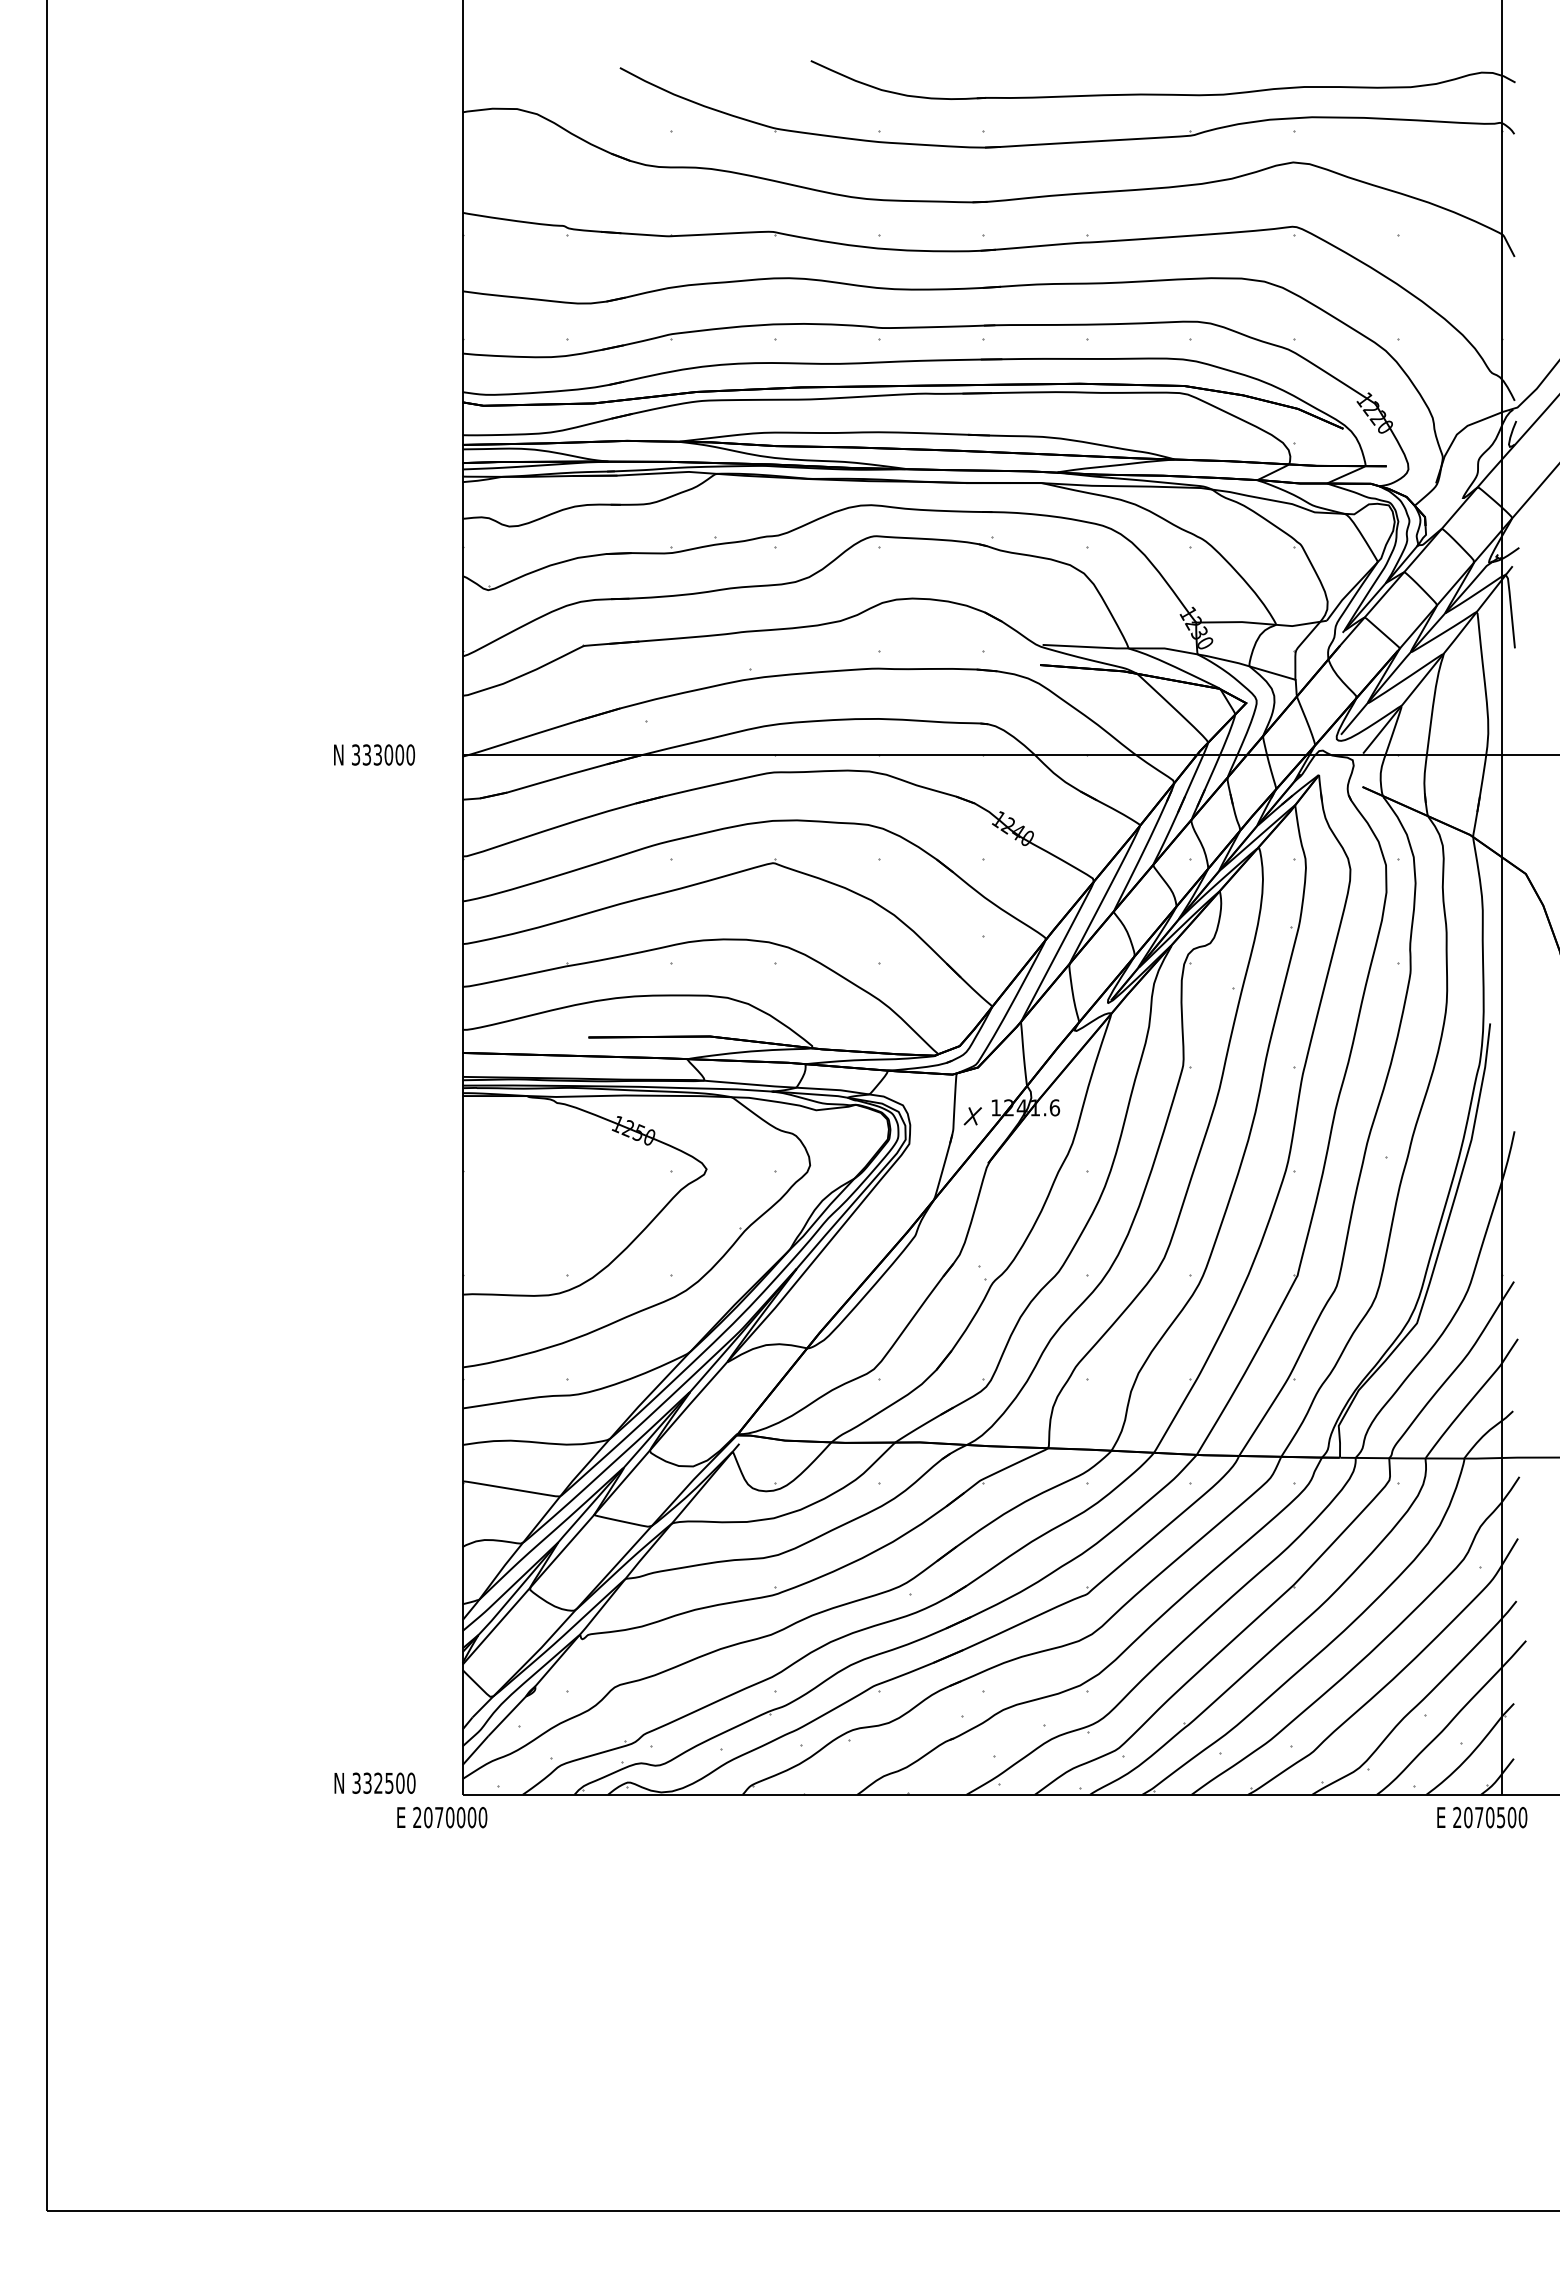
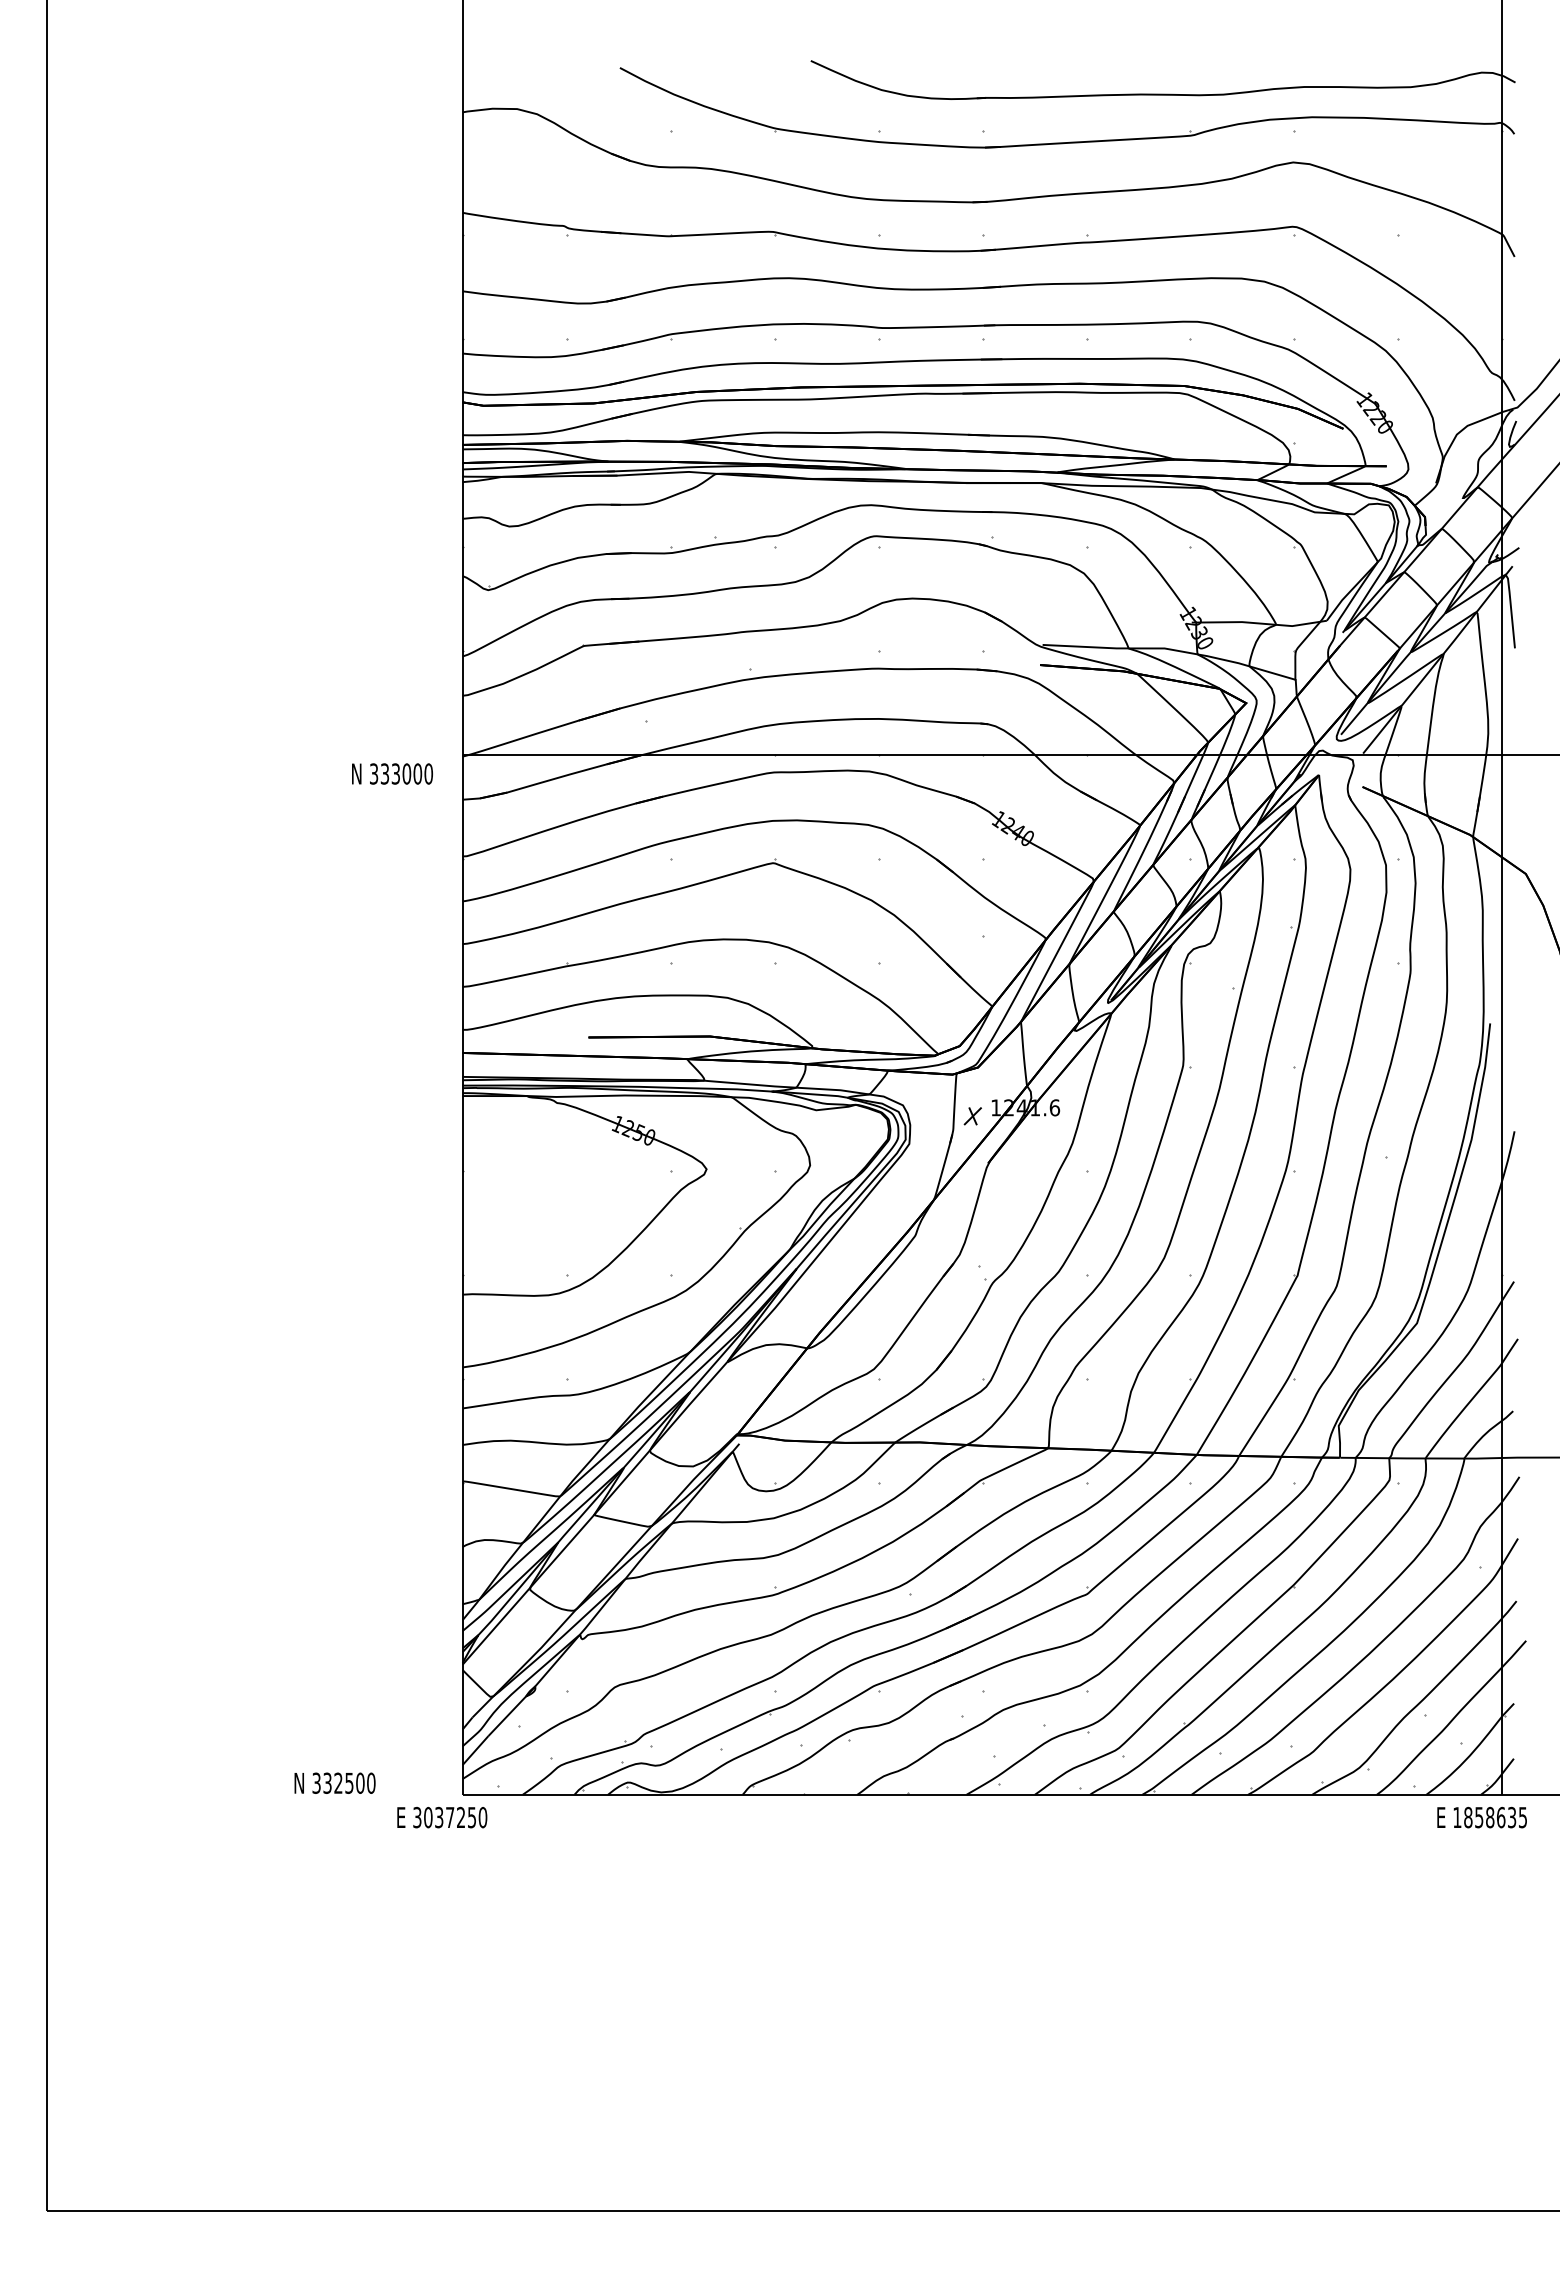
text position: (374, 754) -> (392, 773) (392, 773)
text position: (374, 1782) -> (334, 1782) (334, 1782)
text: 2070000 -> 3037250 (444, 1817)
text: 2070500 -> 1858635 (1490, 1817)
